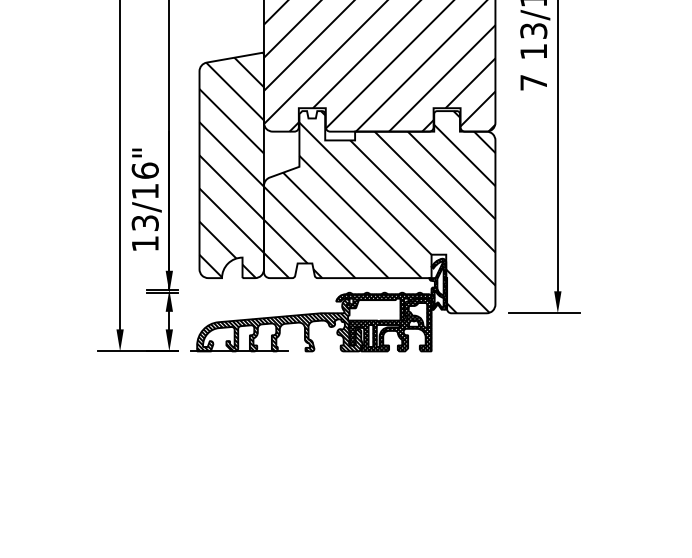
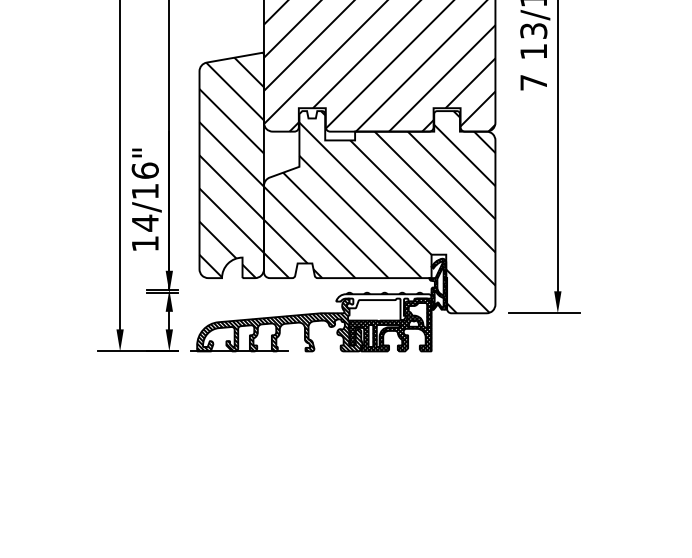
text: 13/16" -> 14/16" (144, 222)
hatch: present -> none (383, 307)
